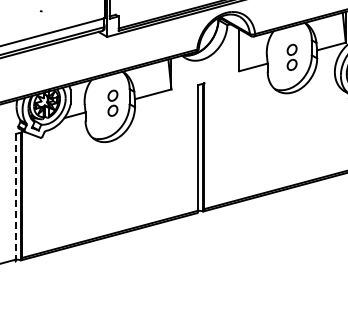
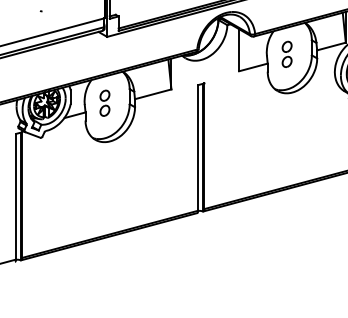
part position: (291, 56) -> (286, 53) (286, 53)
part position: (112, 102) -> (104, 102) (104, 102)
line: dashed -> solid (16, 196)
